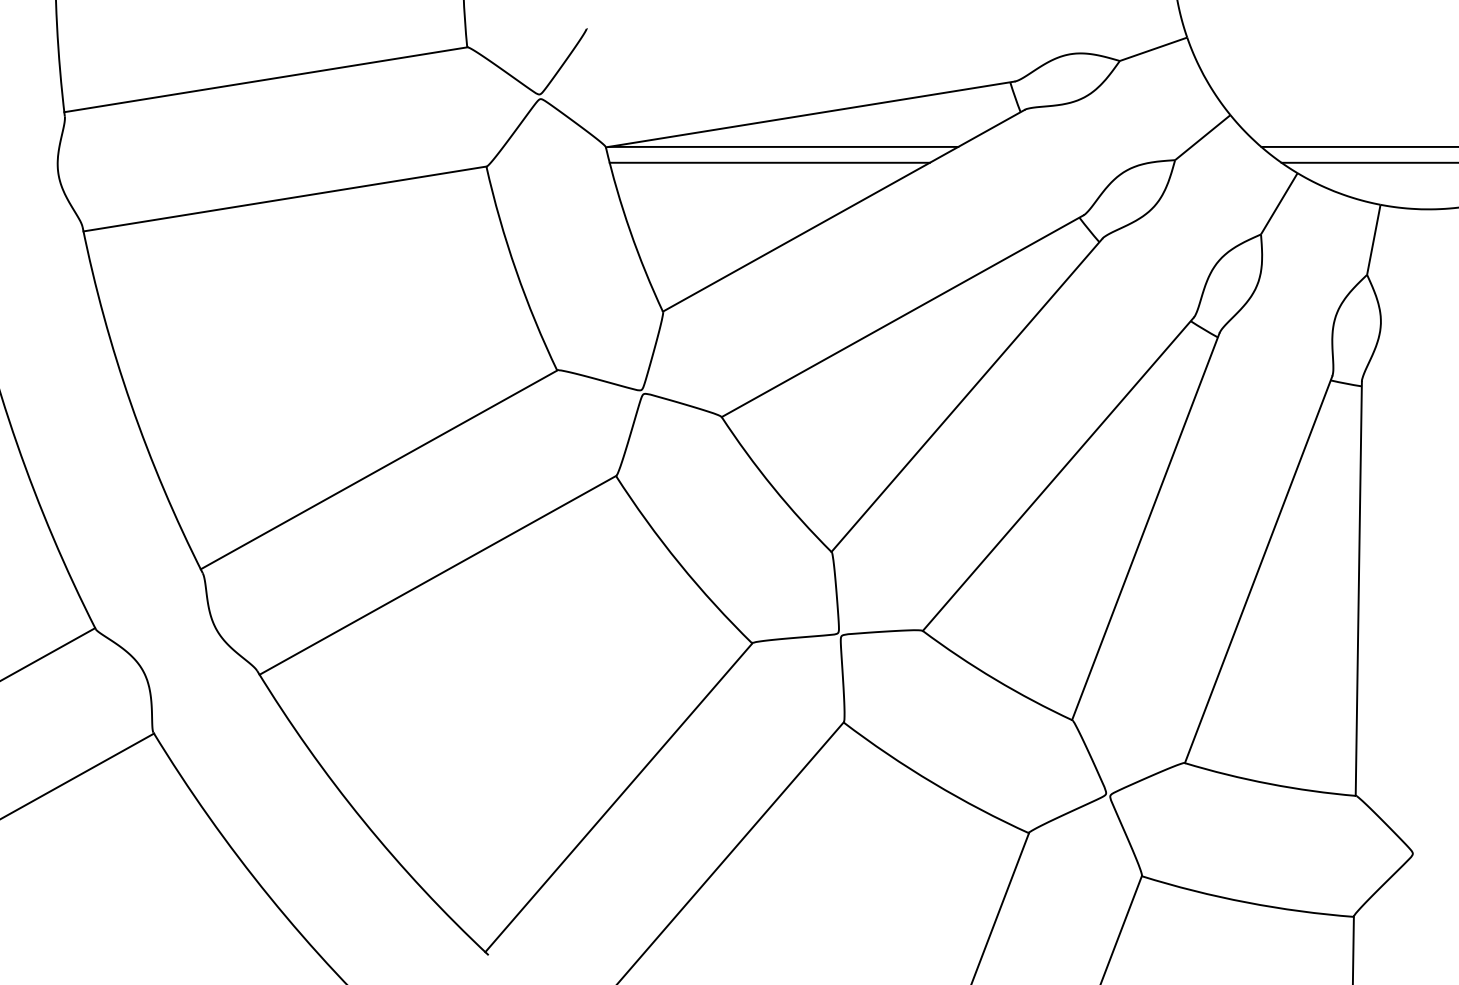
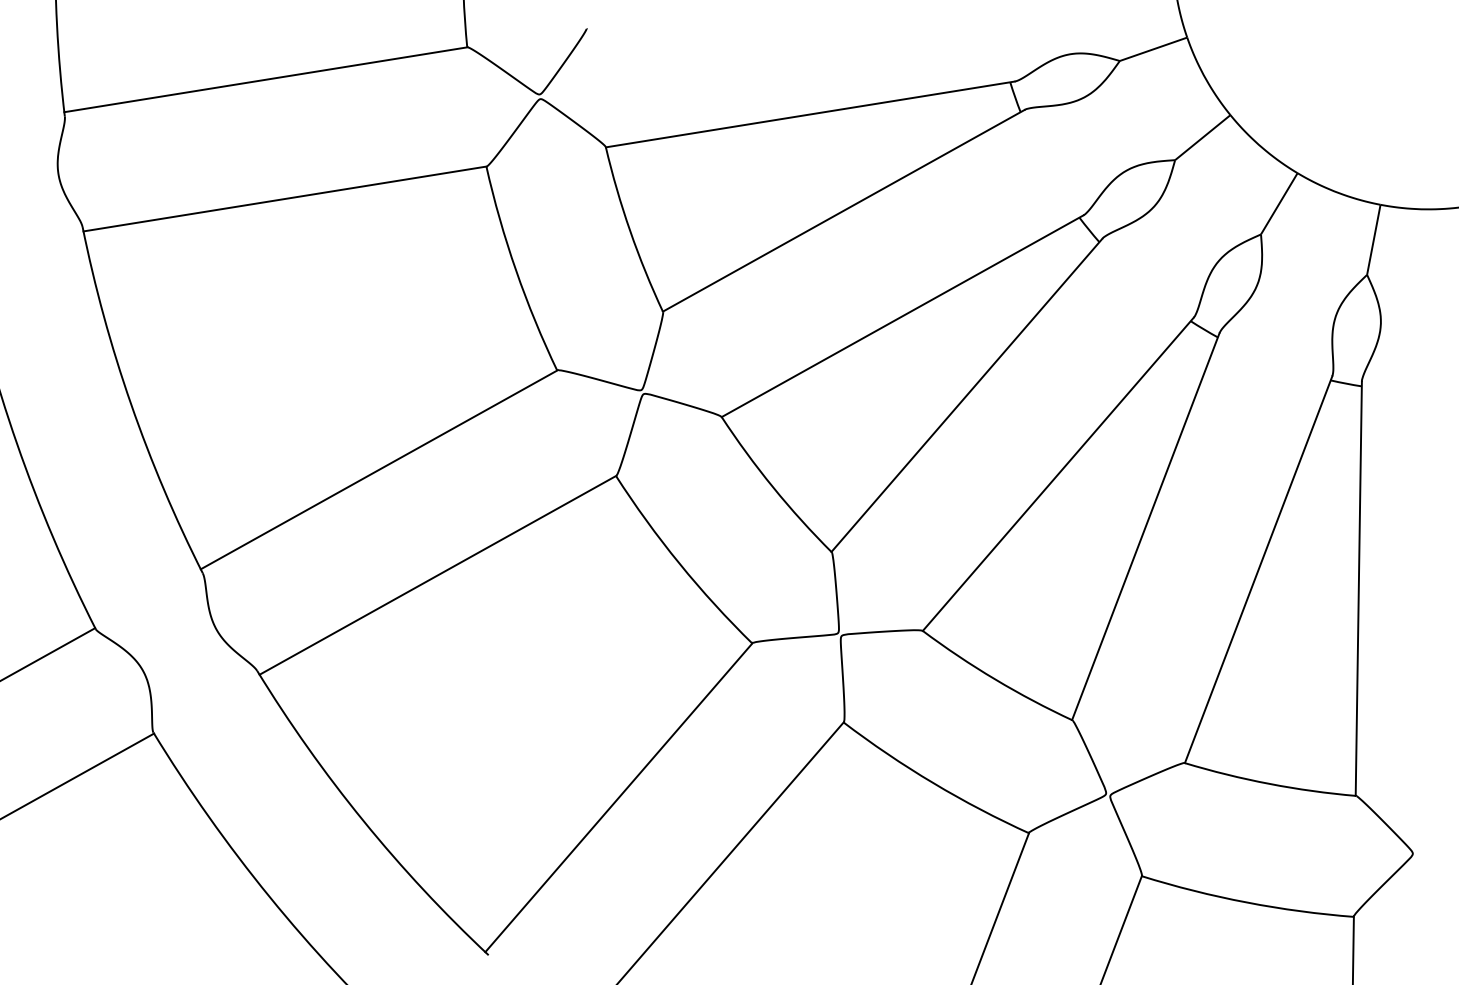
line: present -> none (783, 146)
line: present -> none (1358, 146)
line: present -> none (769, 162)
line: present -> none (1368, 162)
